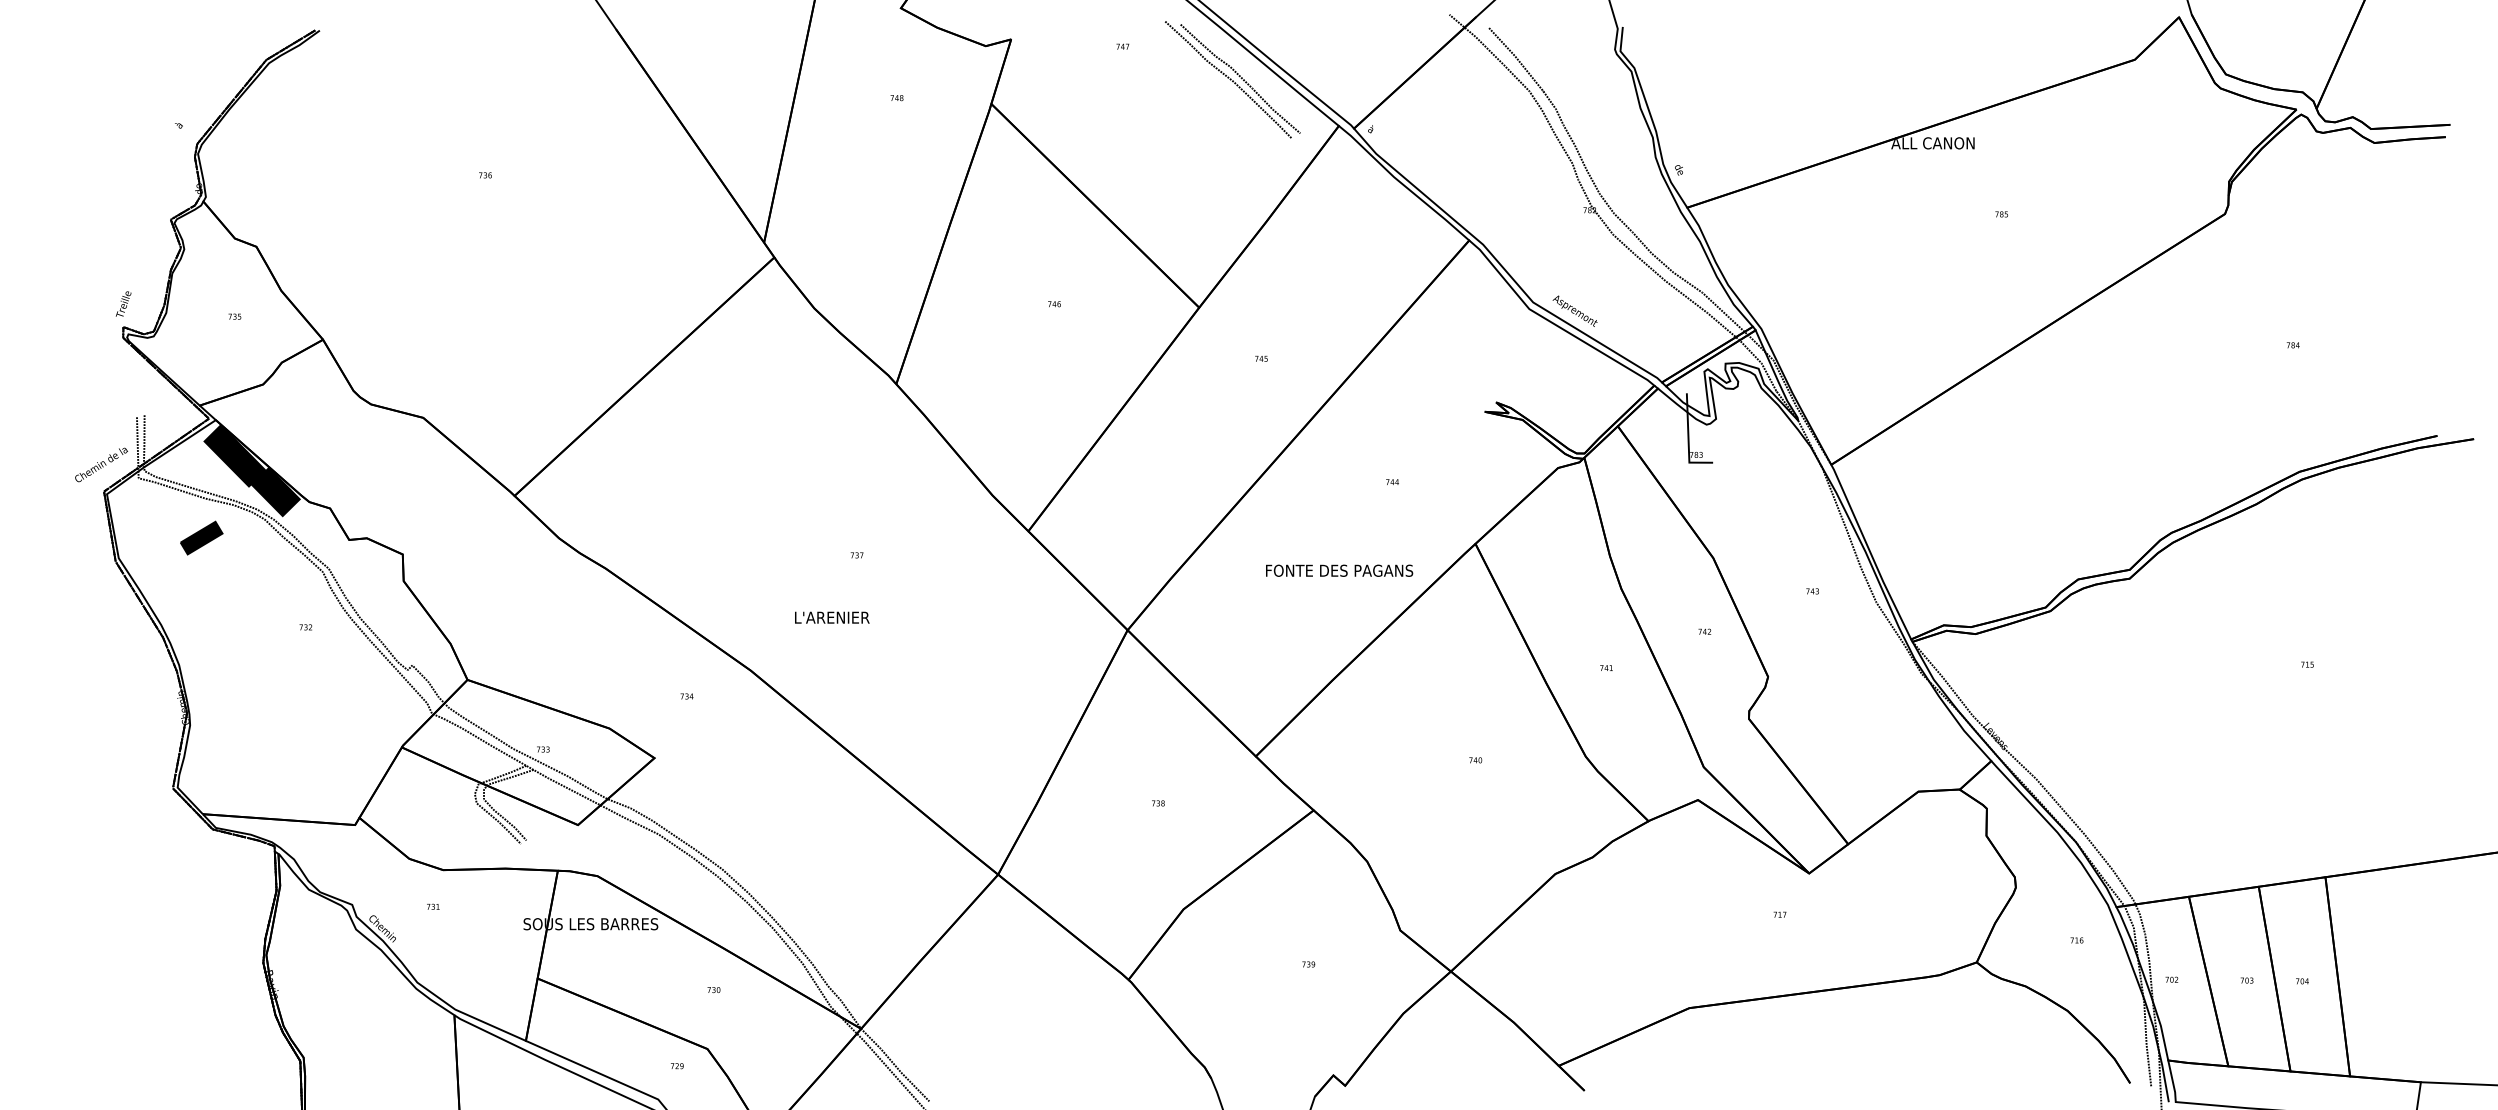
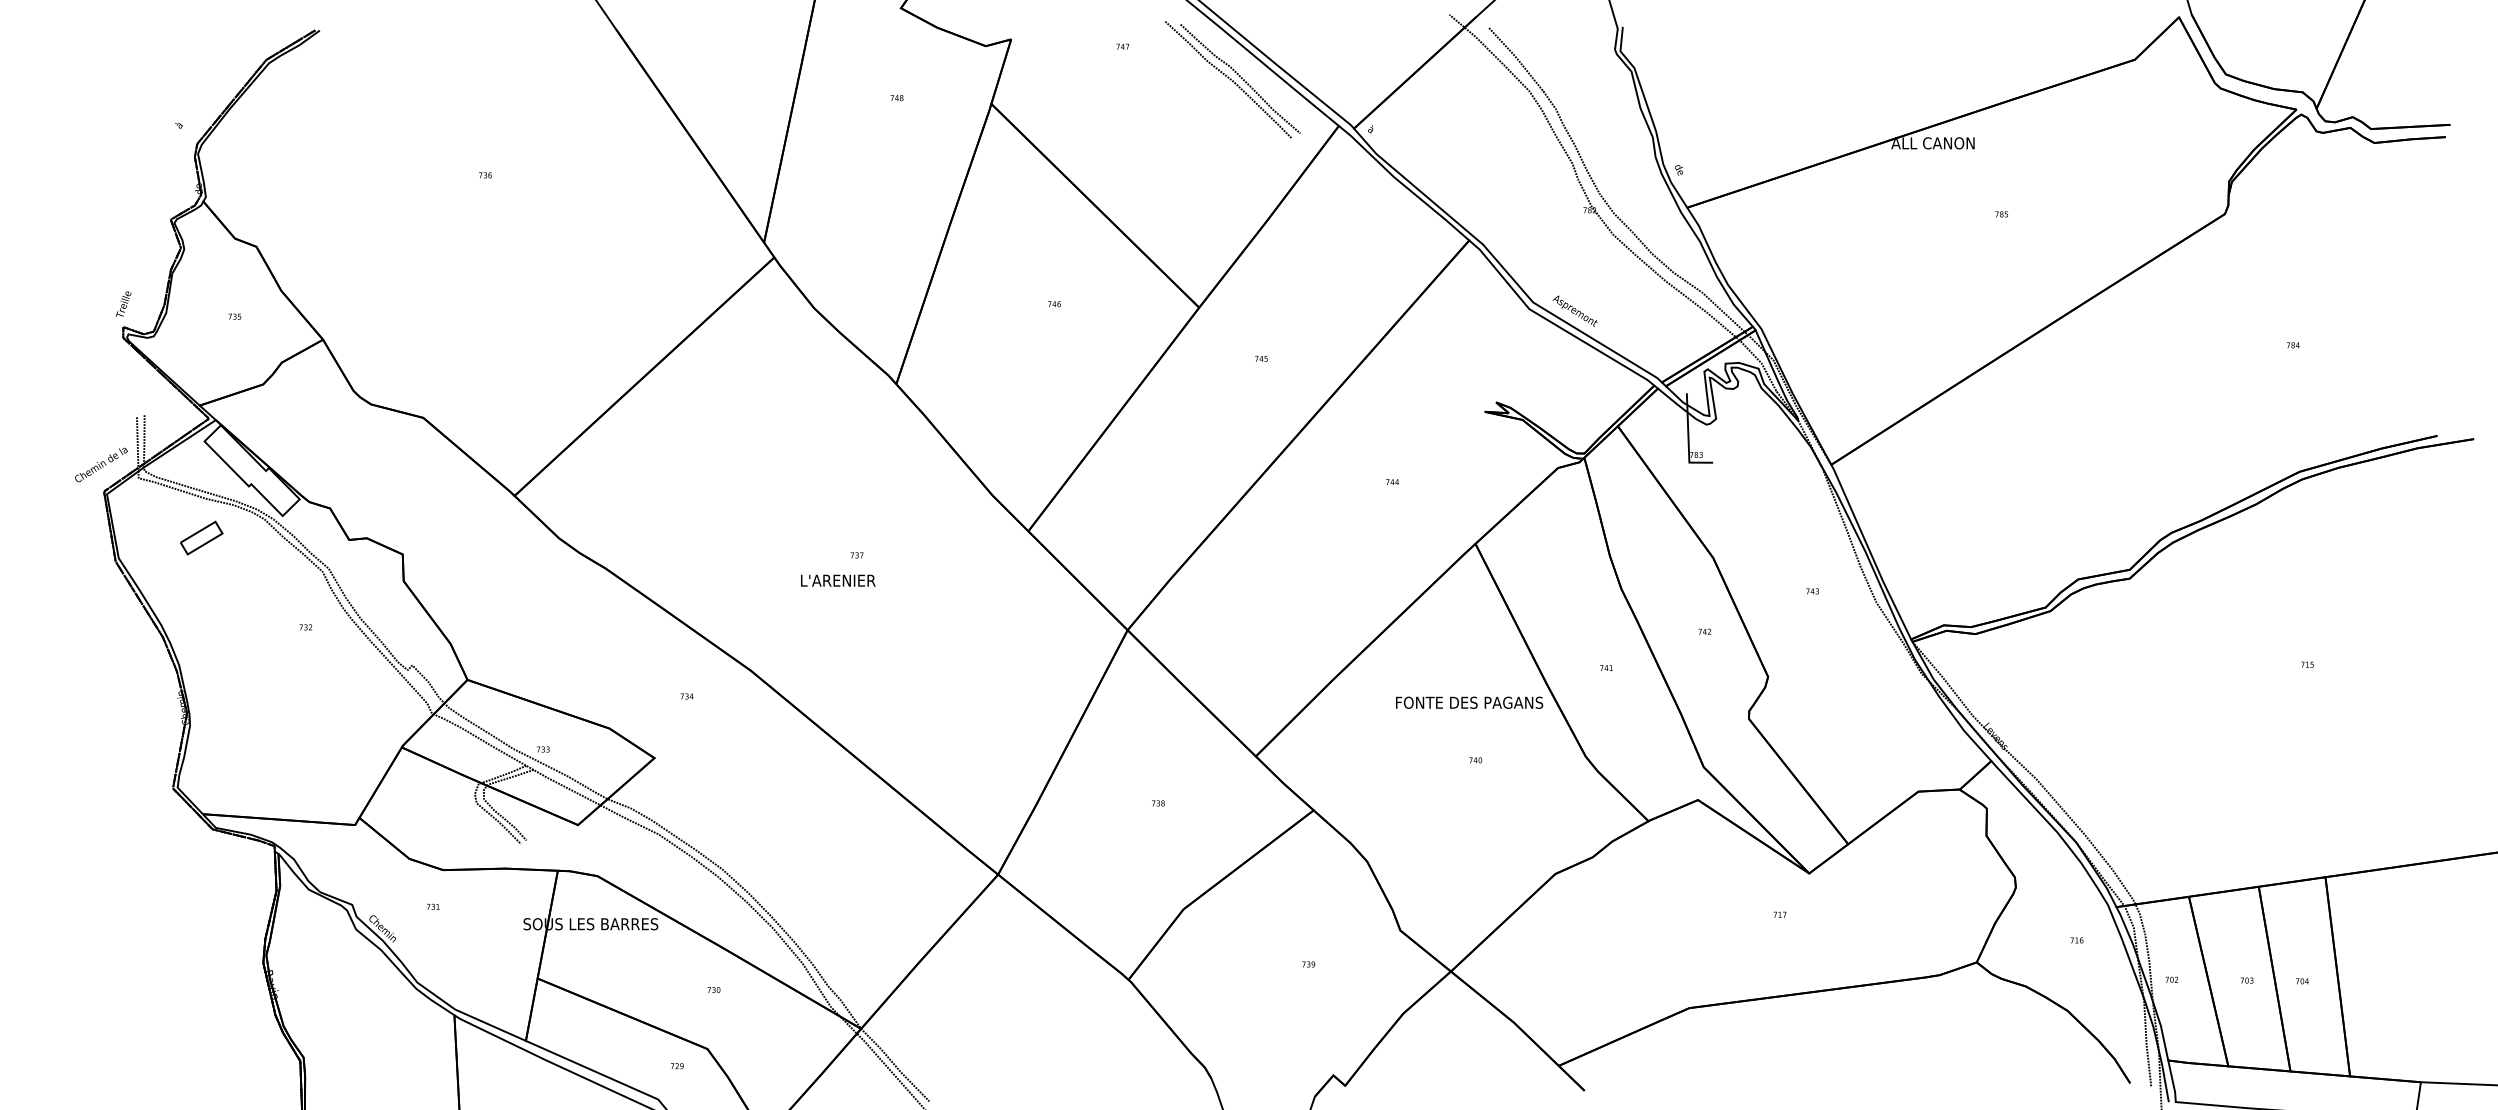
fill: present -> none (251, 470)
fill: present -> none (201, 537)
text position: (1339, 570) -> (1469, 702) (1469, 702)
text position: (832, 617) -> (838, 580) (838, 580)
